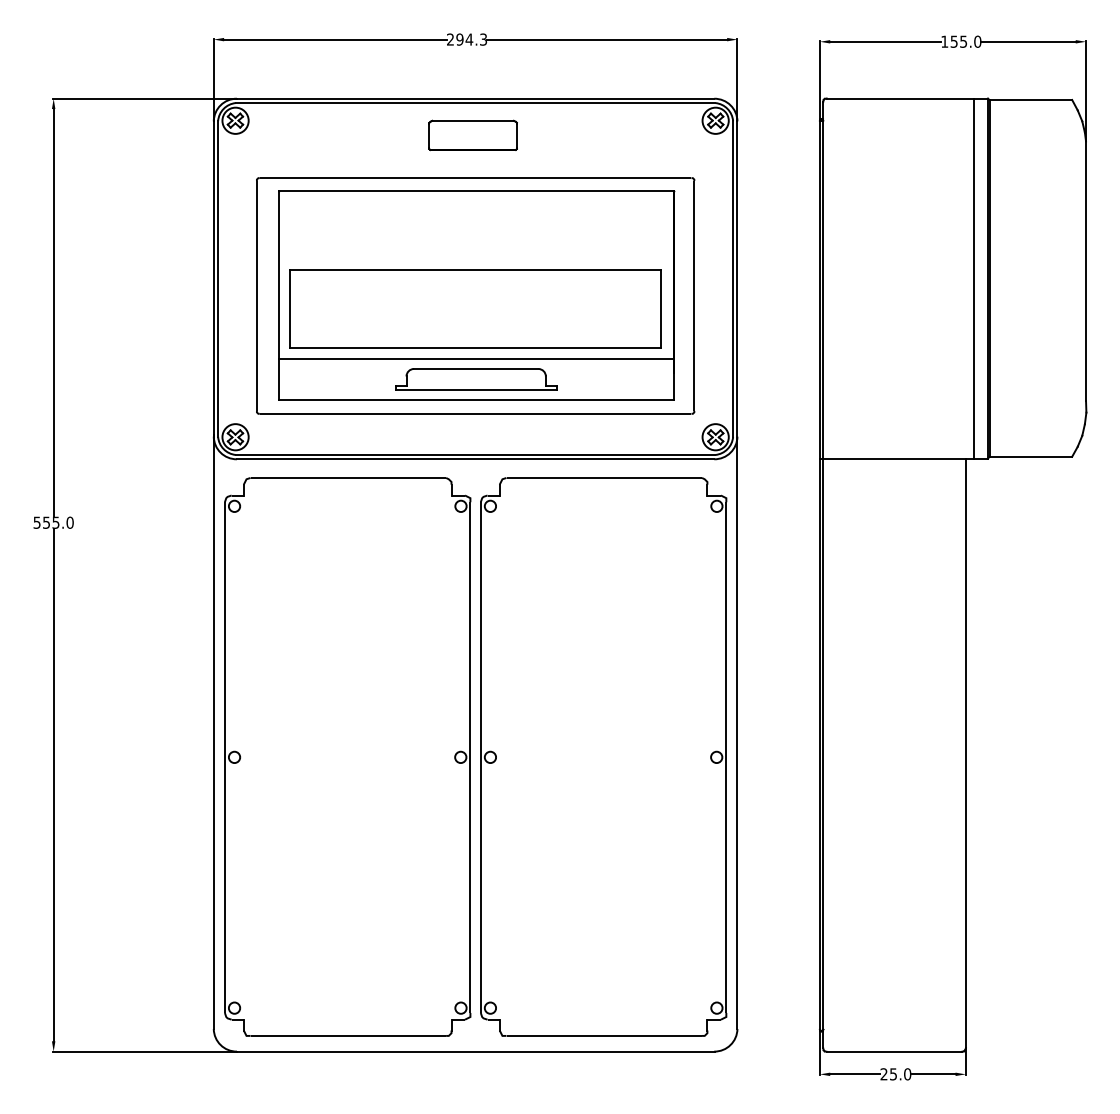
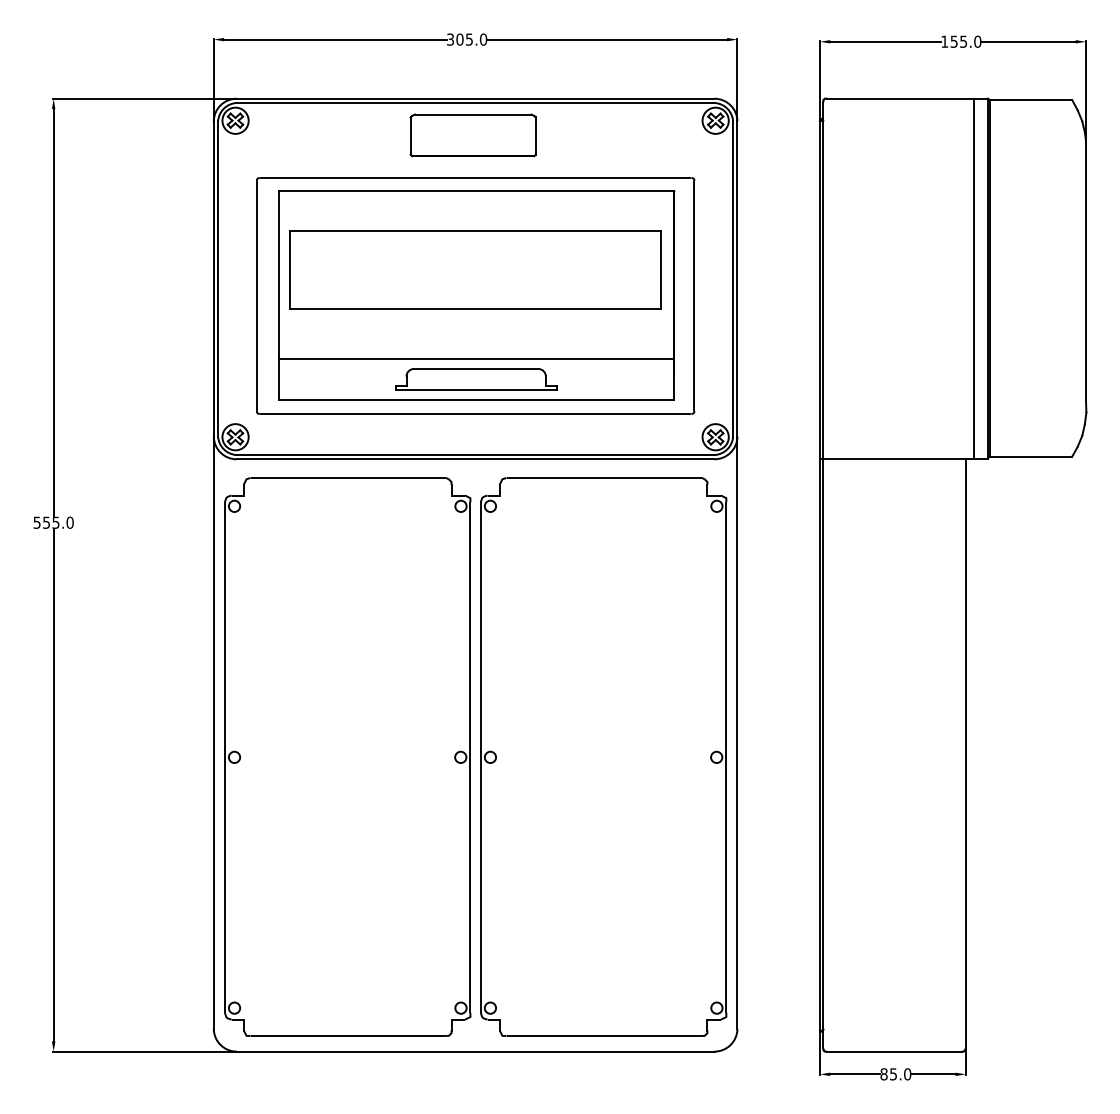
text: 294.3 -> 305.0 (467, 39)
part size: 90x33 px -> 128x45 px (472, 135)
part position: (475, 308) -> (475, 269) (475, 269)
text: 25.0 -> 85.0 (883, 1074)
